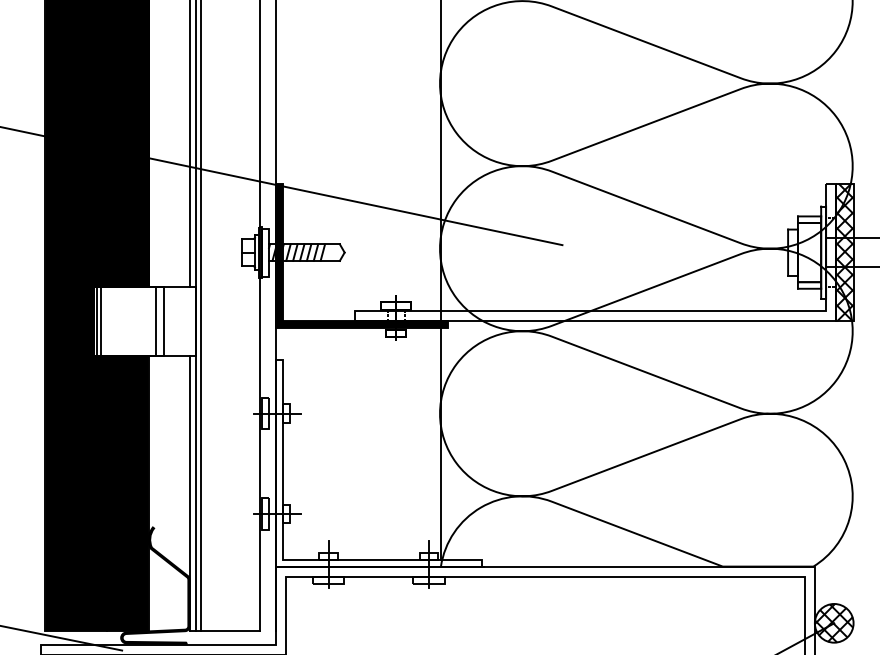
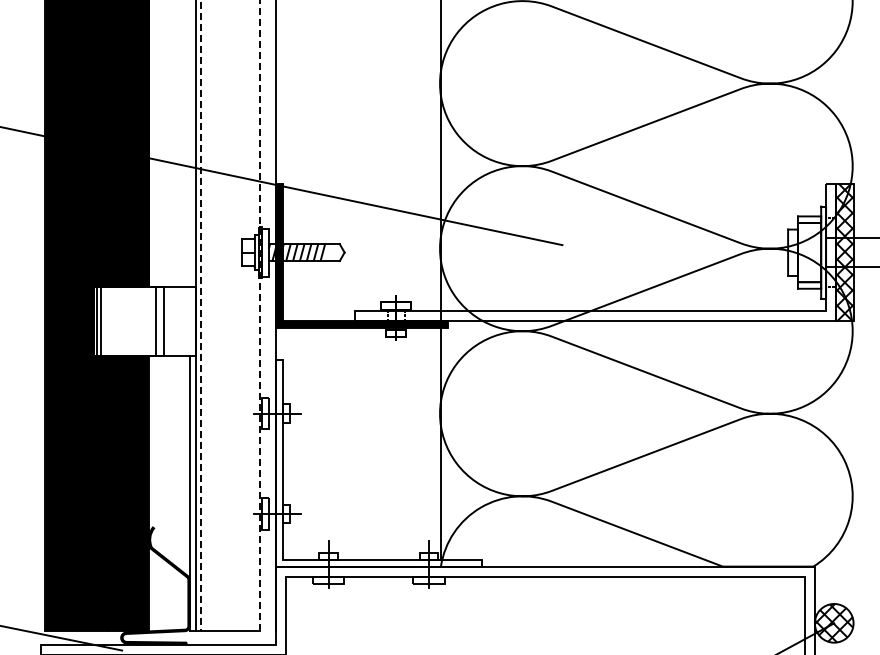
line: present -> none (189, 144)
line: solid -> dashed (201, 315)
line: solid -> dashed (260, 315)
